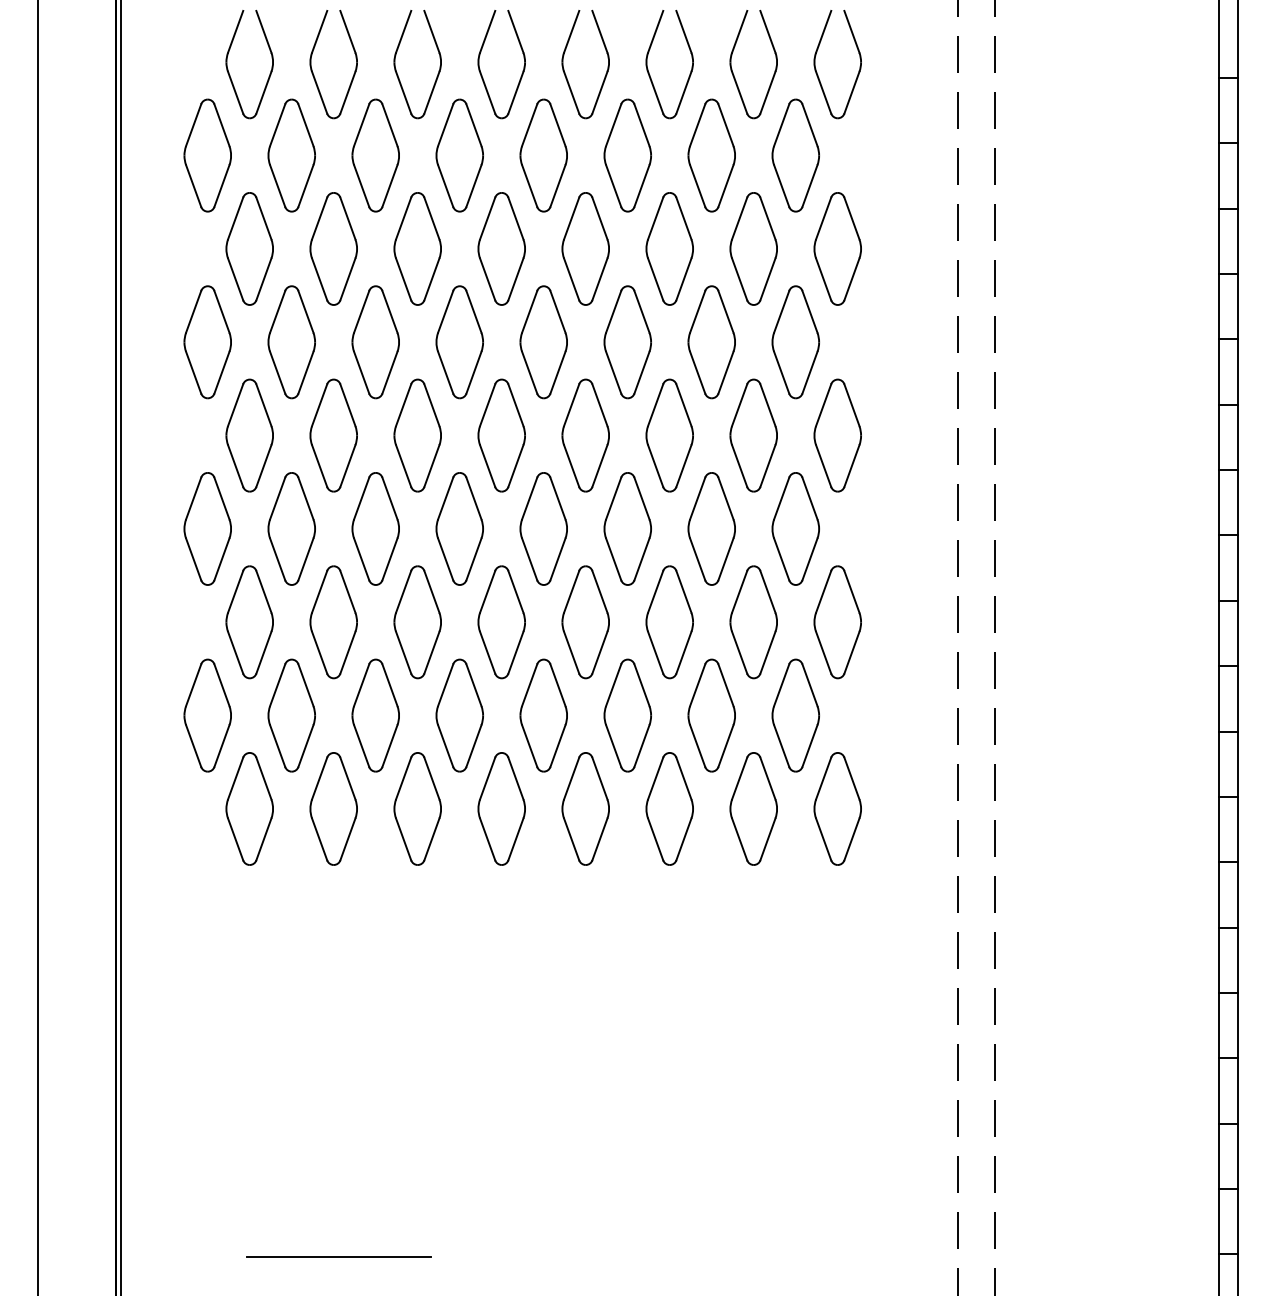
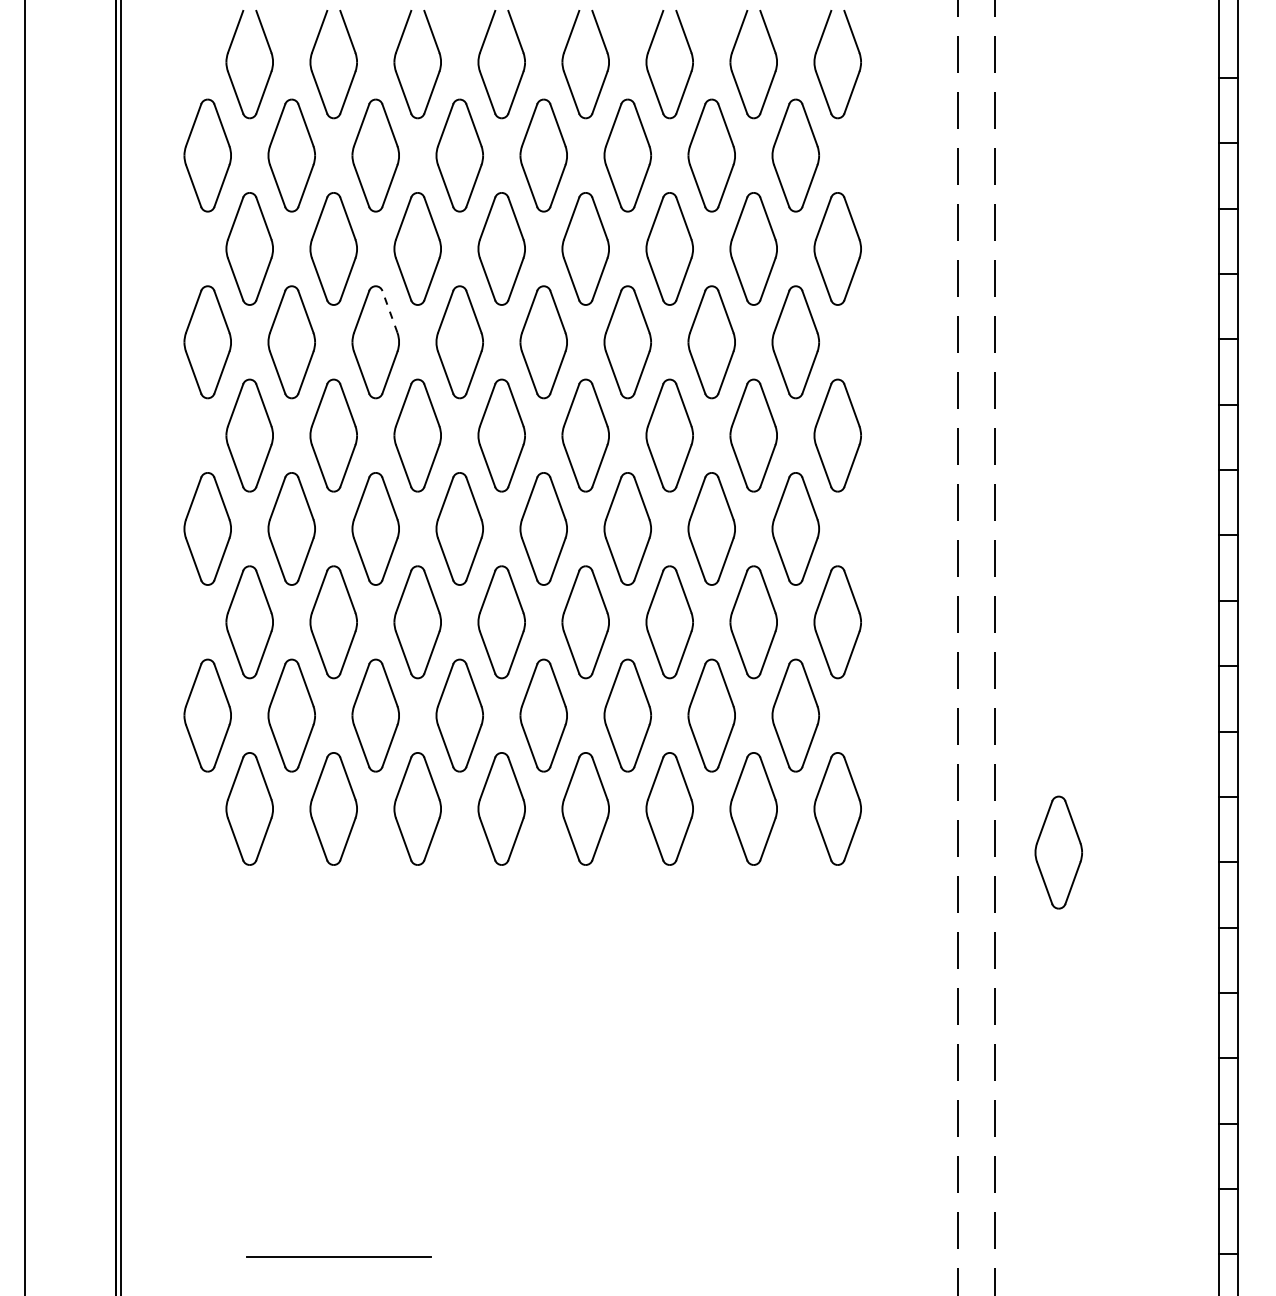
line: solid -> dashed (389, 311)
line position: (38, 647) -> (25, 647) (25, 647)
part: none -> present (1058, 852)
